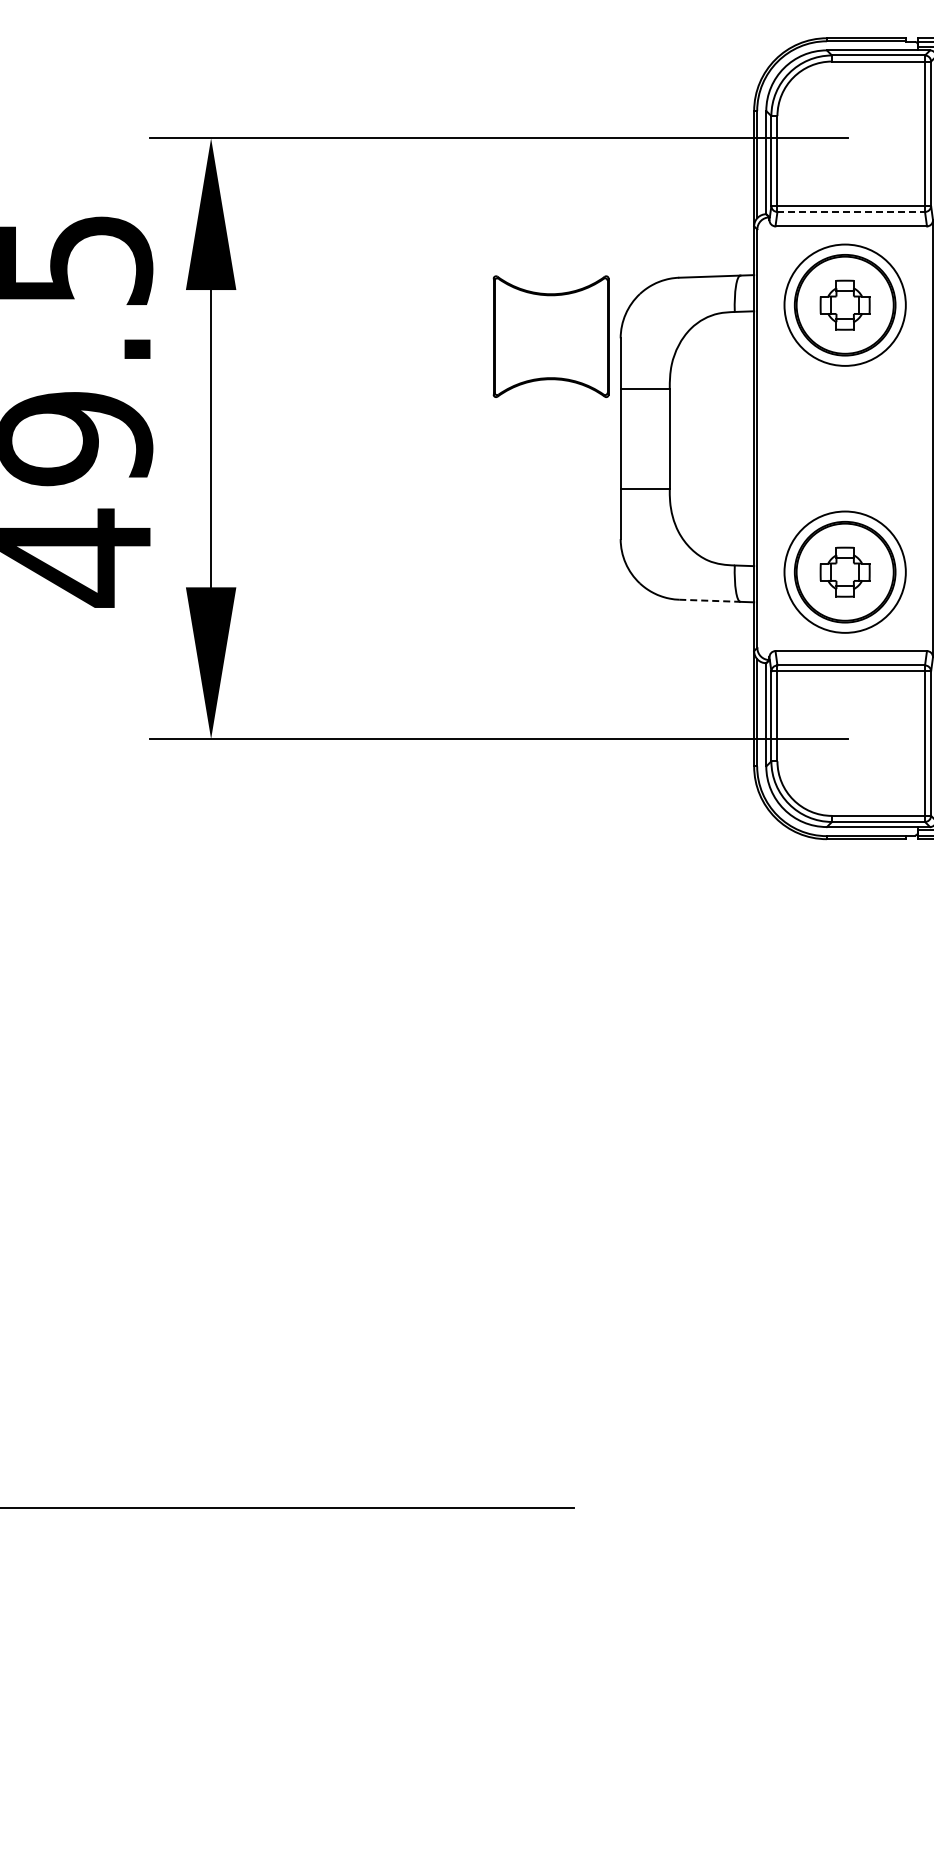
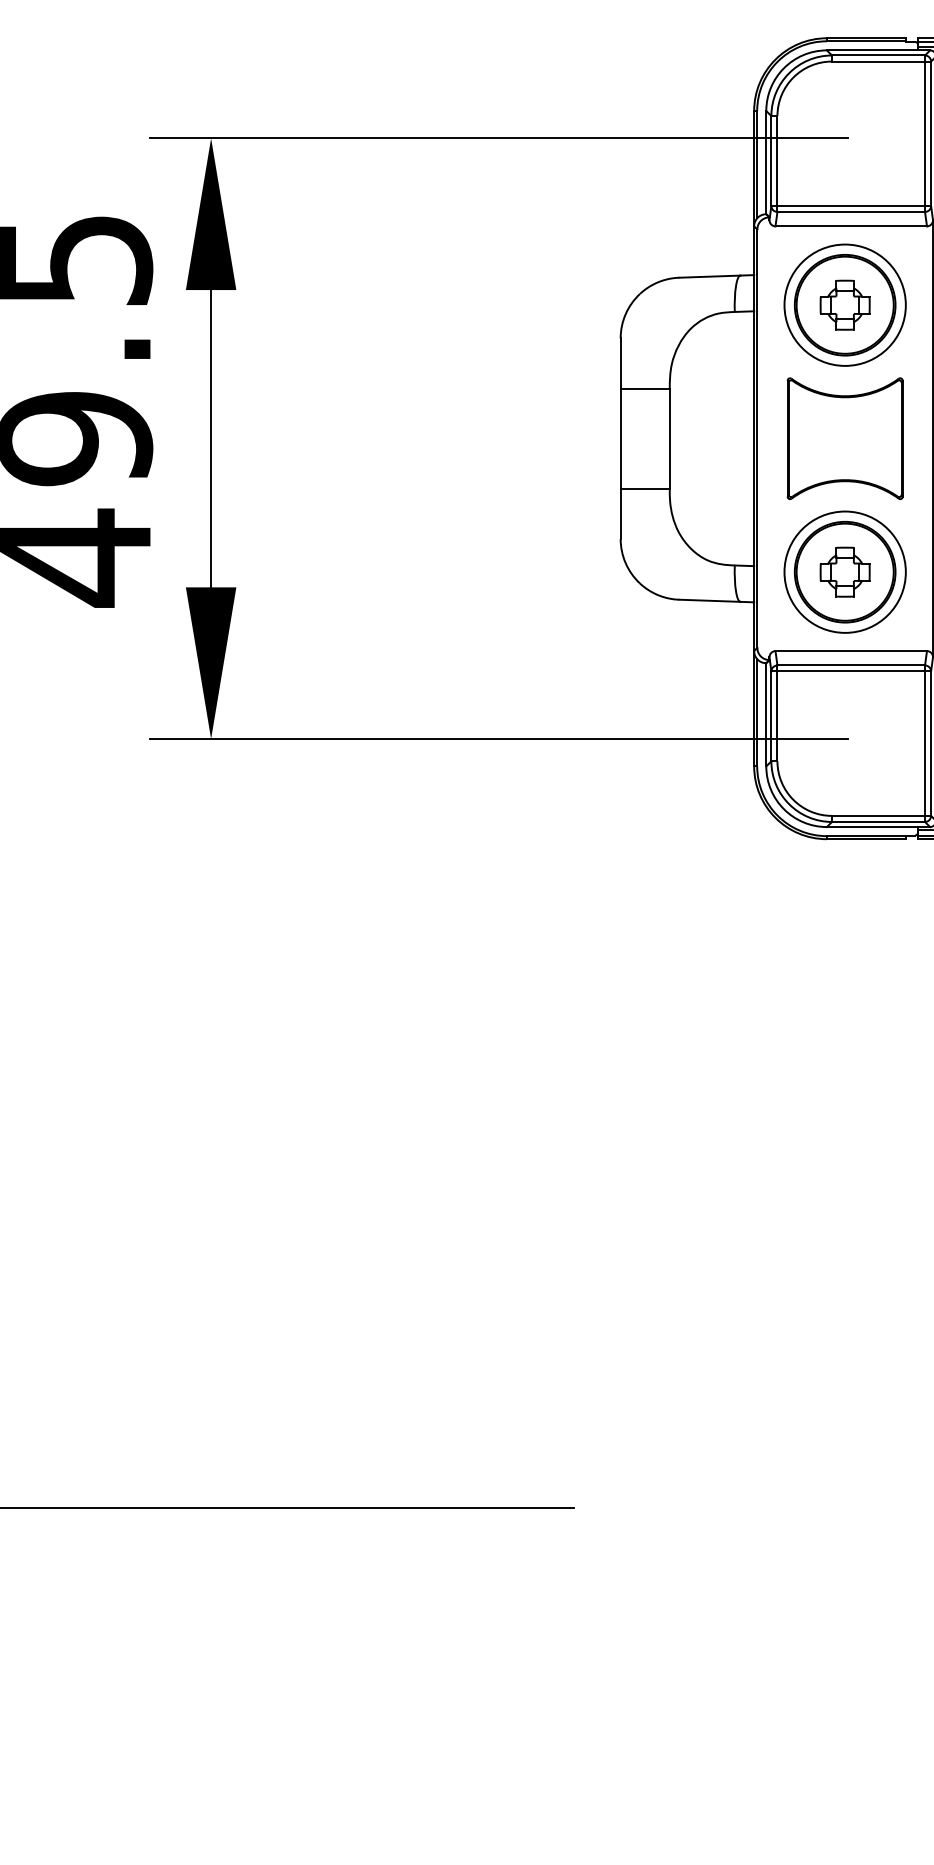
line: dashed -> solid (851, 211)
part position: (550, 336) -> (844, 438) (844, 438)
line: dashed -> solid (709, 600)
